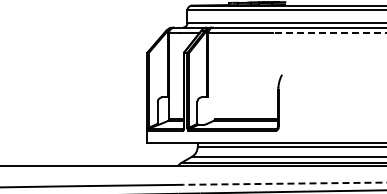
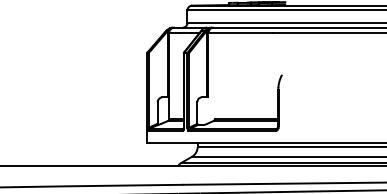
line: dashed -> solid (329, 33)
line: dashed -> solid (284, 183)
